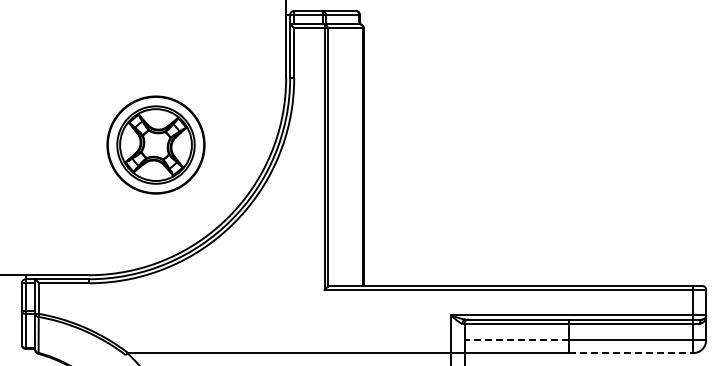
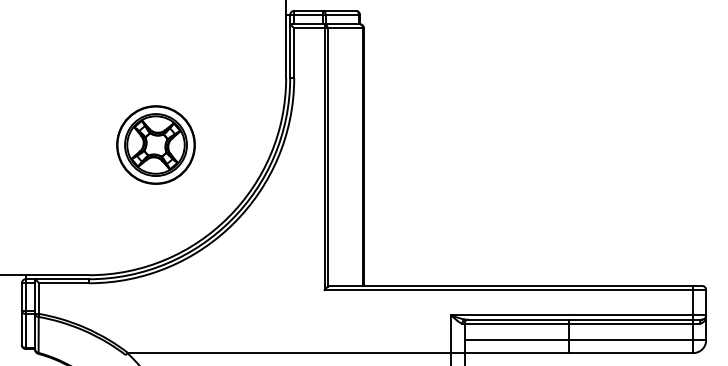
part size: 100x100 px -> 80x80 px (155, 144)
line: dashed -> solid (516, 340)
line: dashed -> solid (631, 353)
